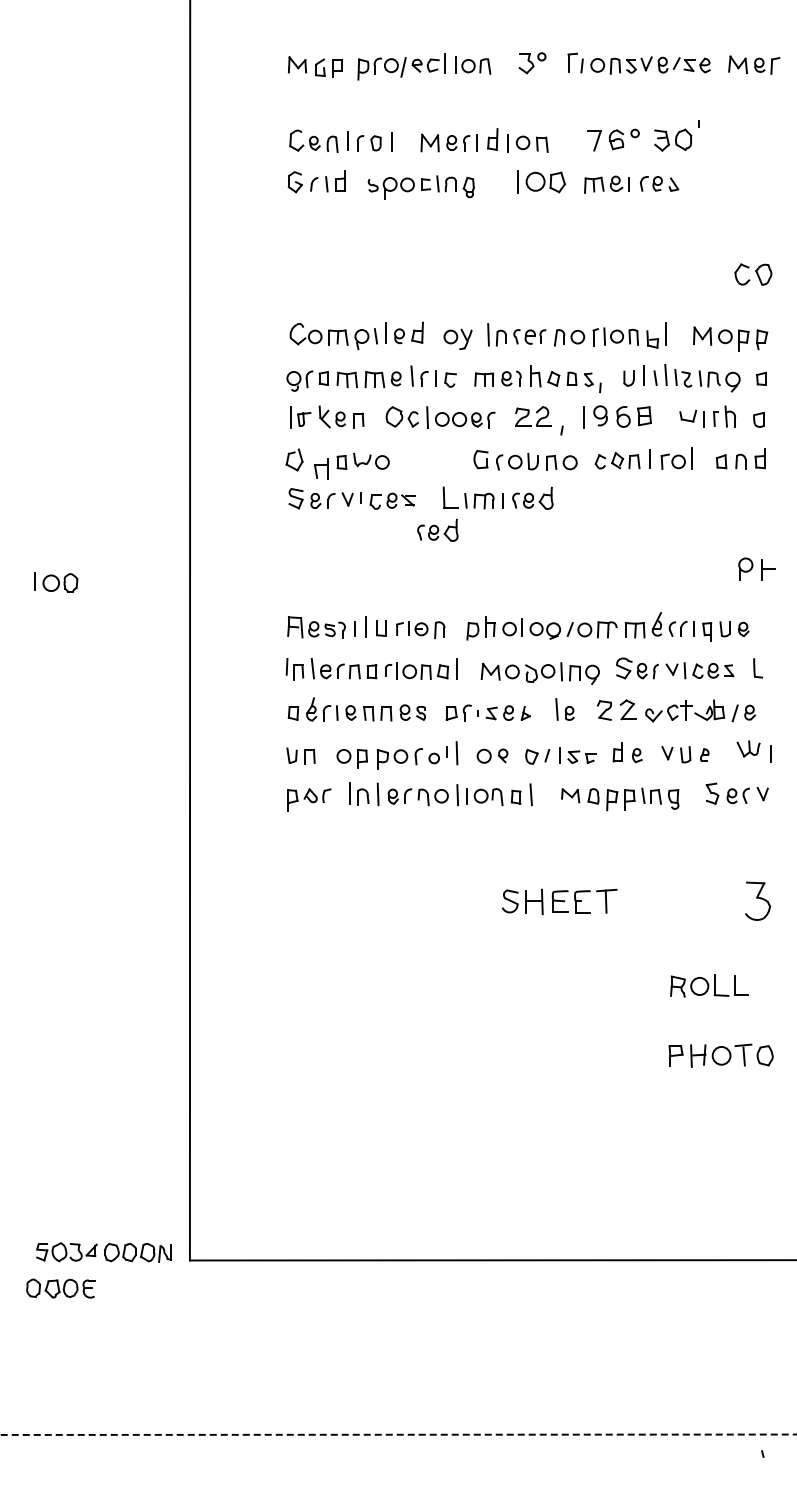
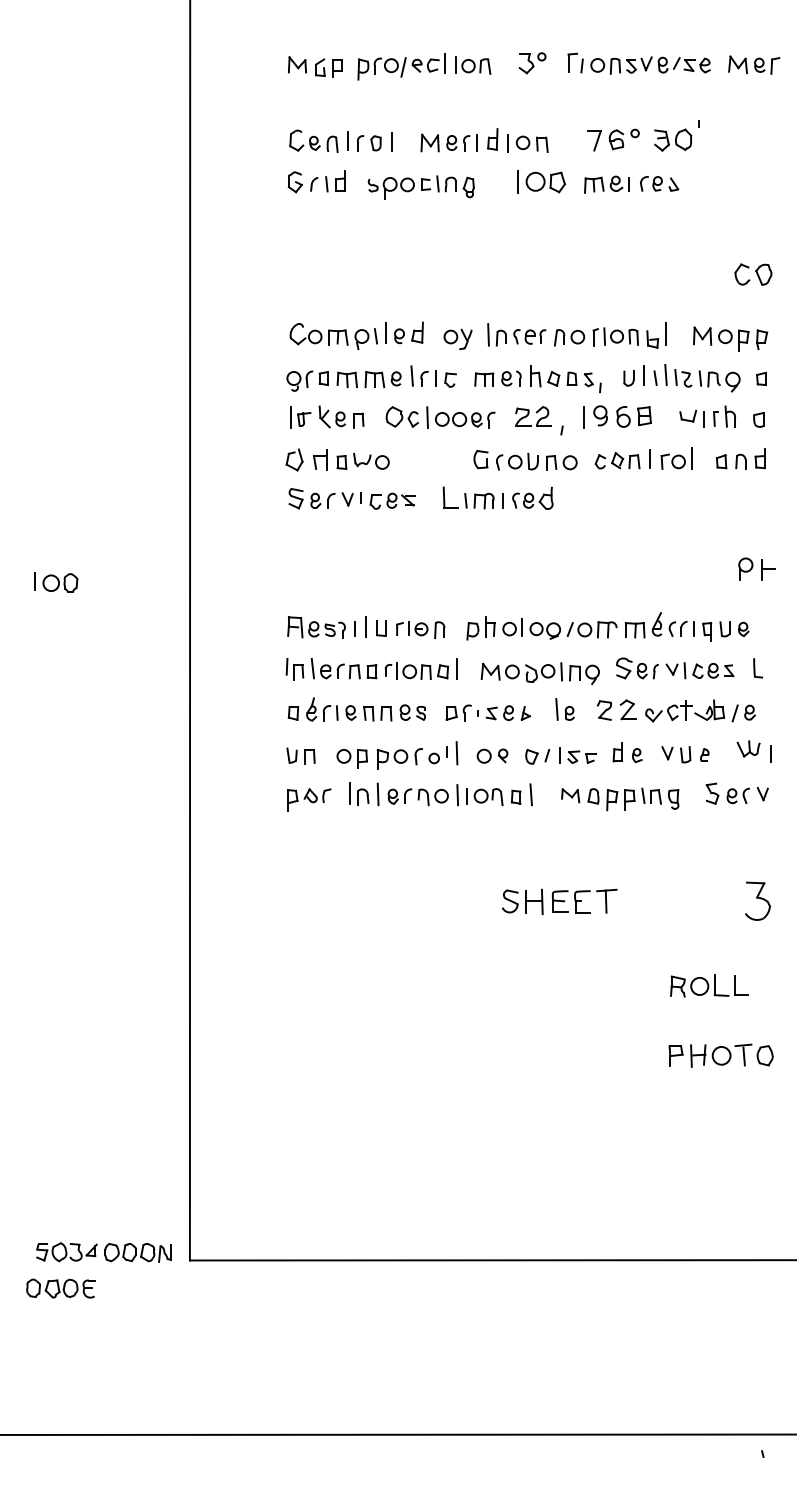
part position: (321, 468) -> (320, 459) (320, 459)
part: present -> none (437, 529)
line: dashed -> solid (398, 1434)
